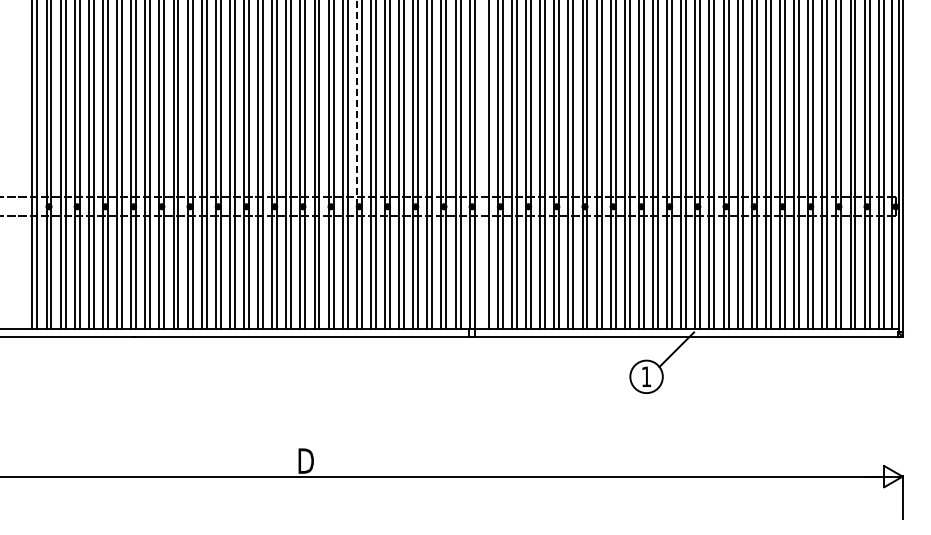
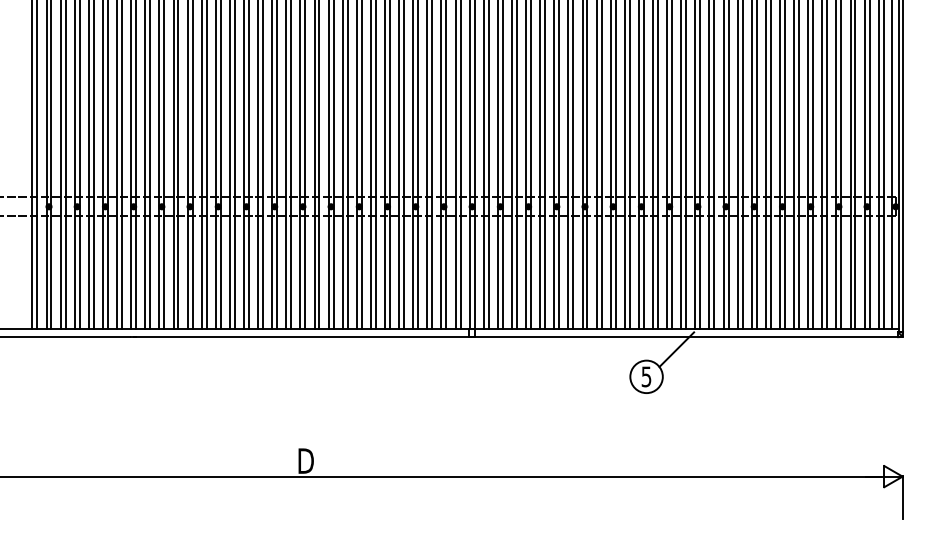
line: dashed -> solid (356, 103)
line: none -> present (483, 165)
text: 1 -> 5 (646, 376)
